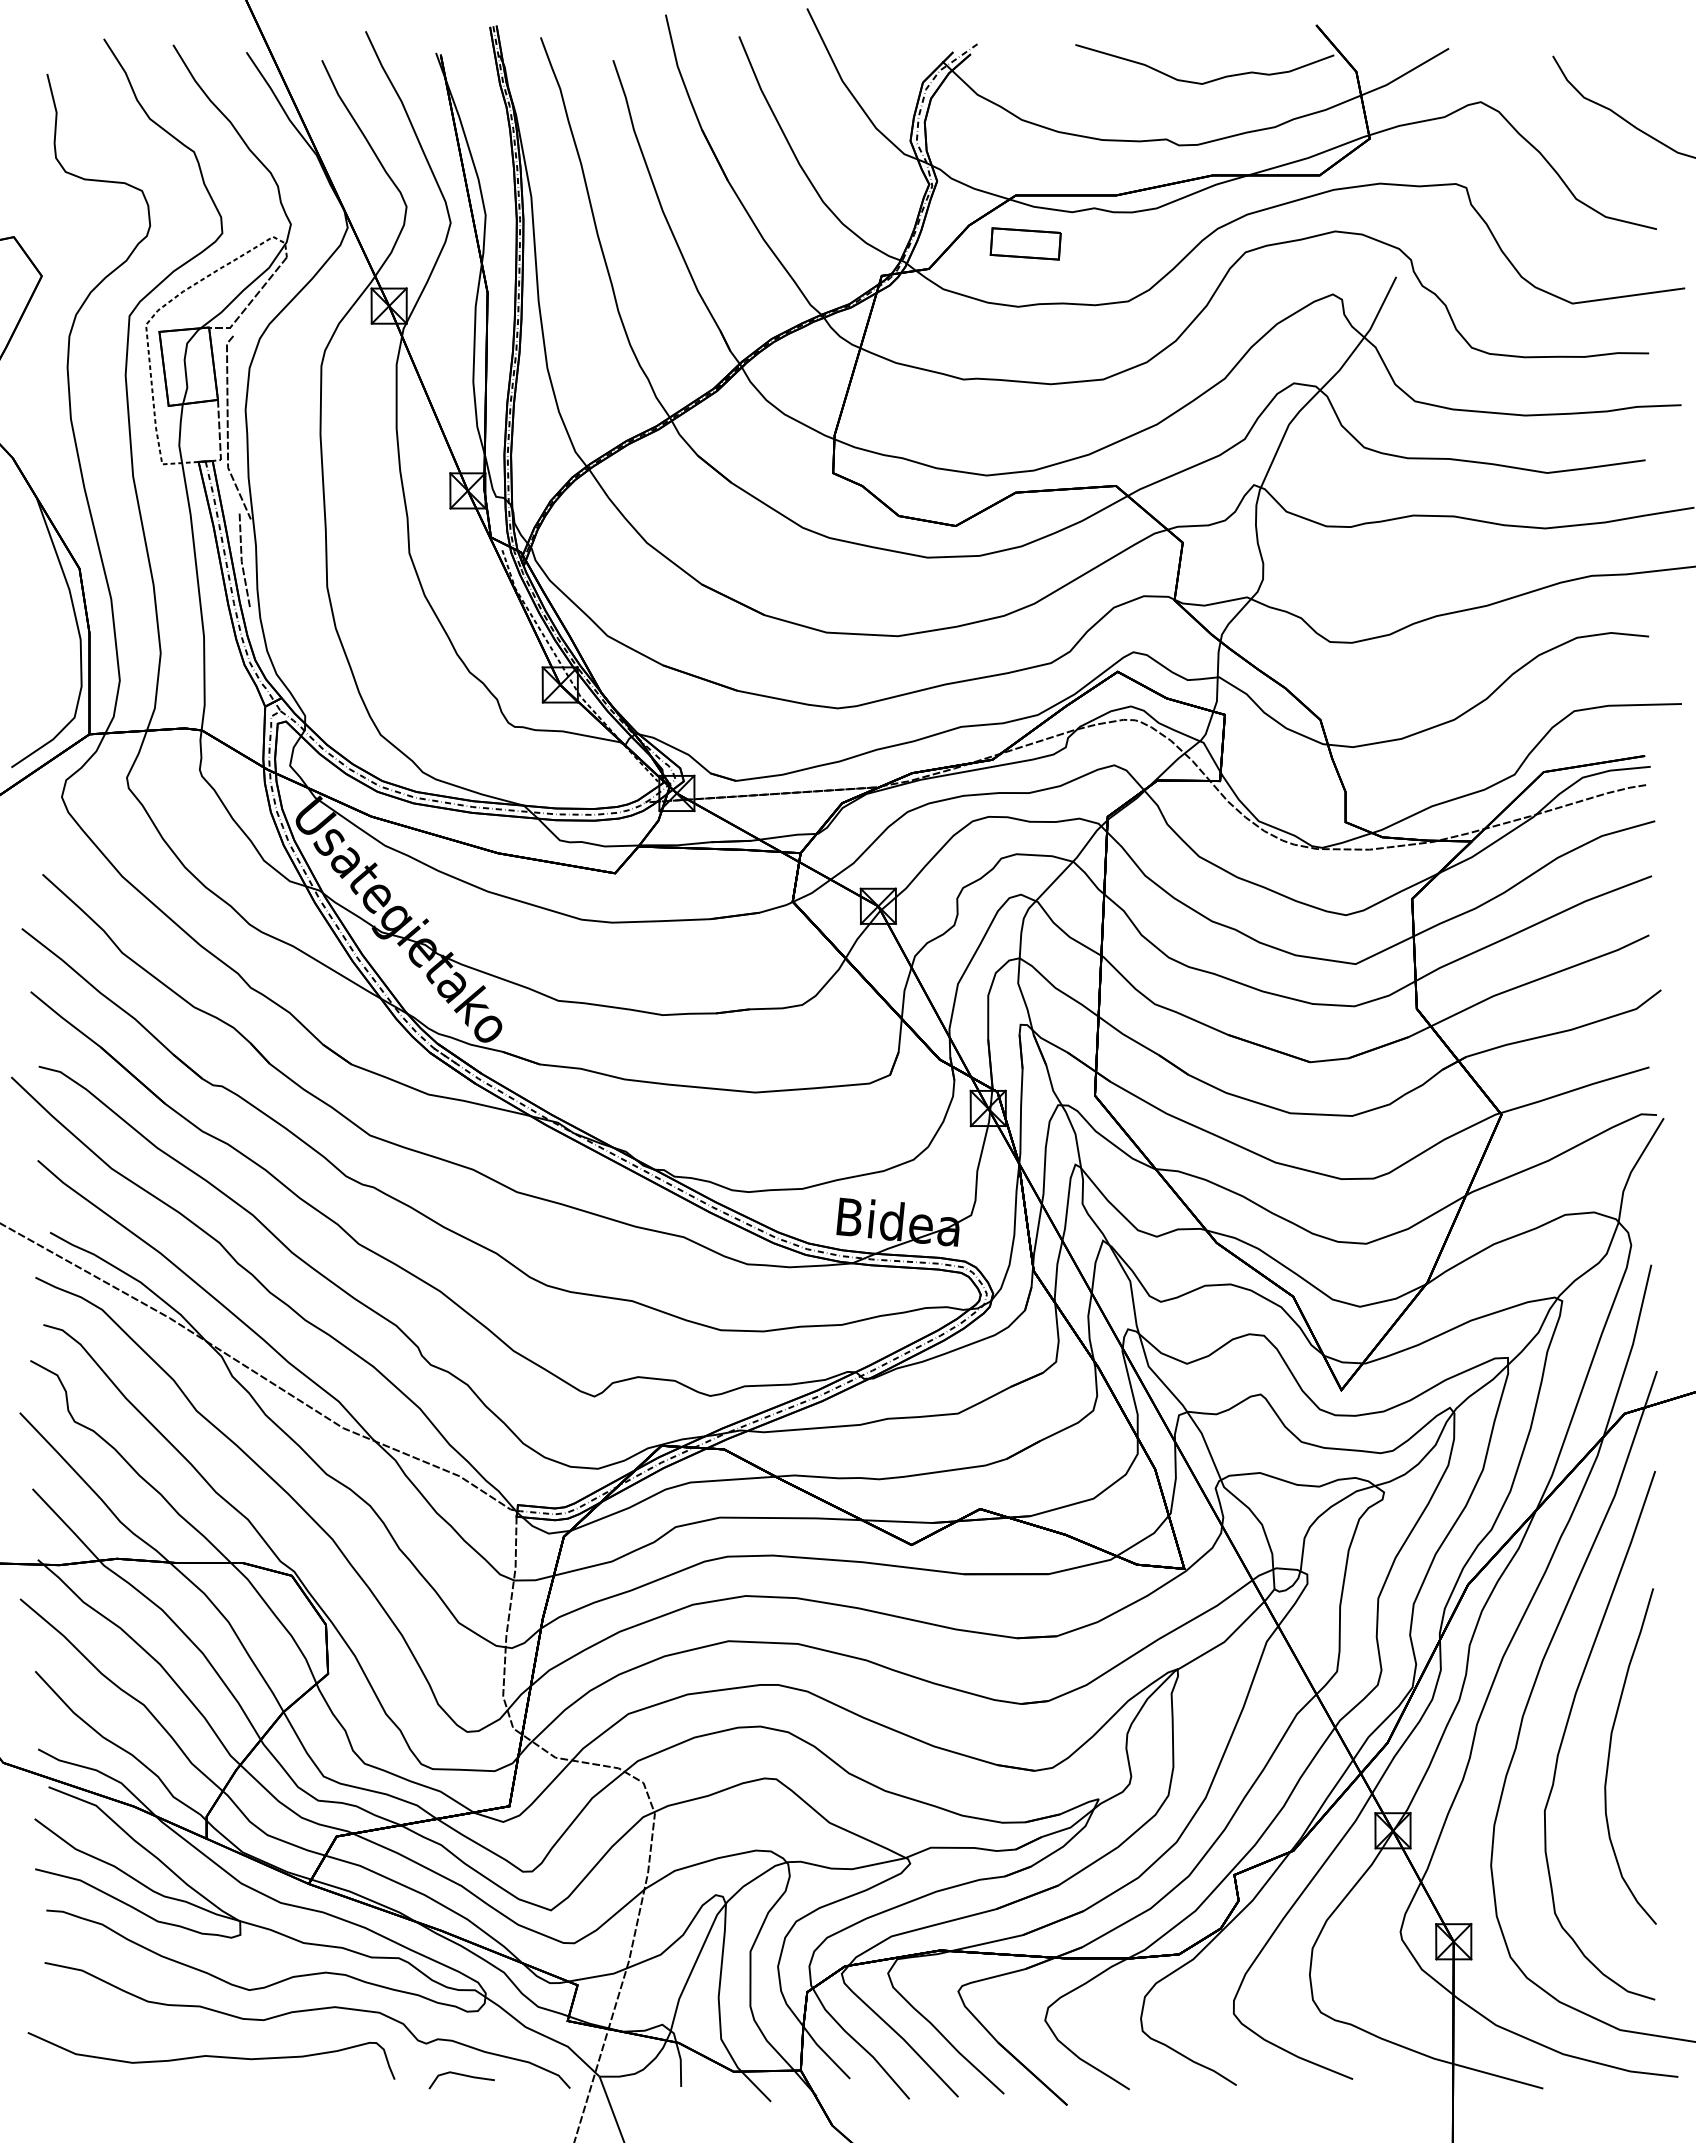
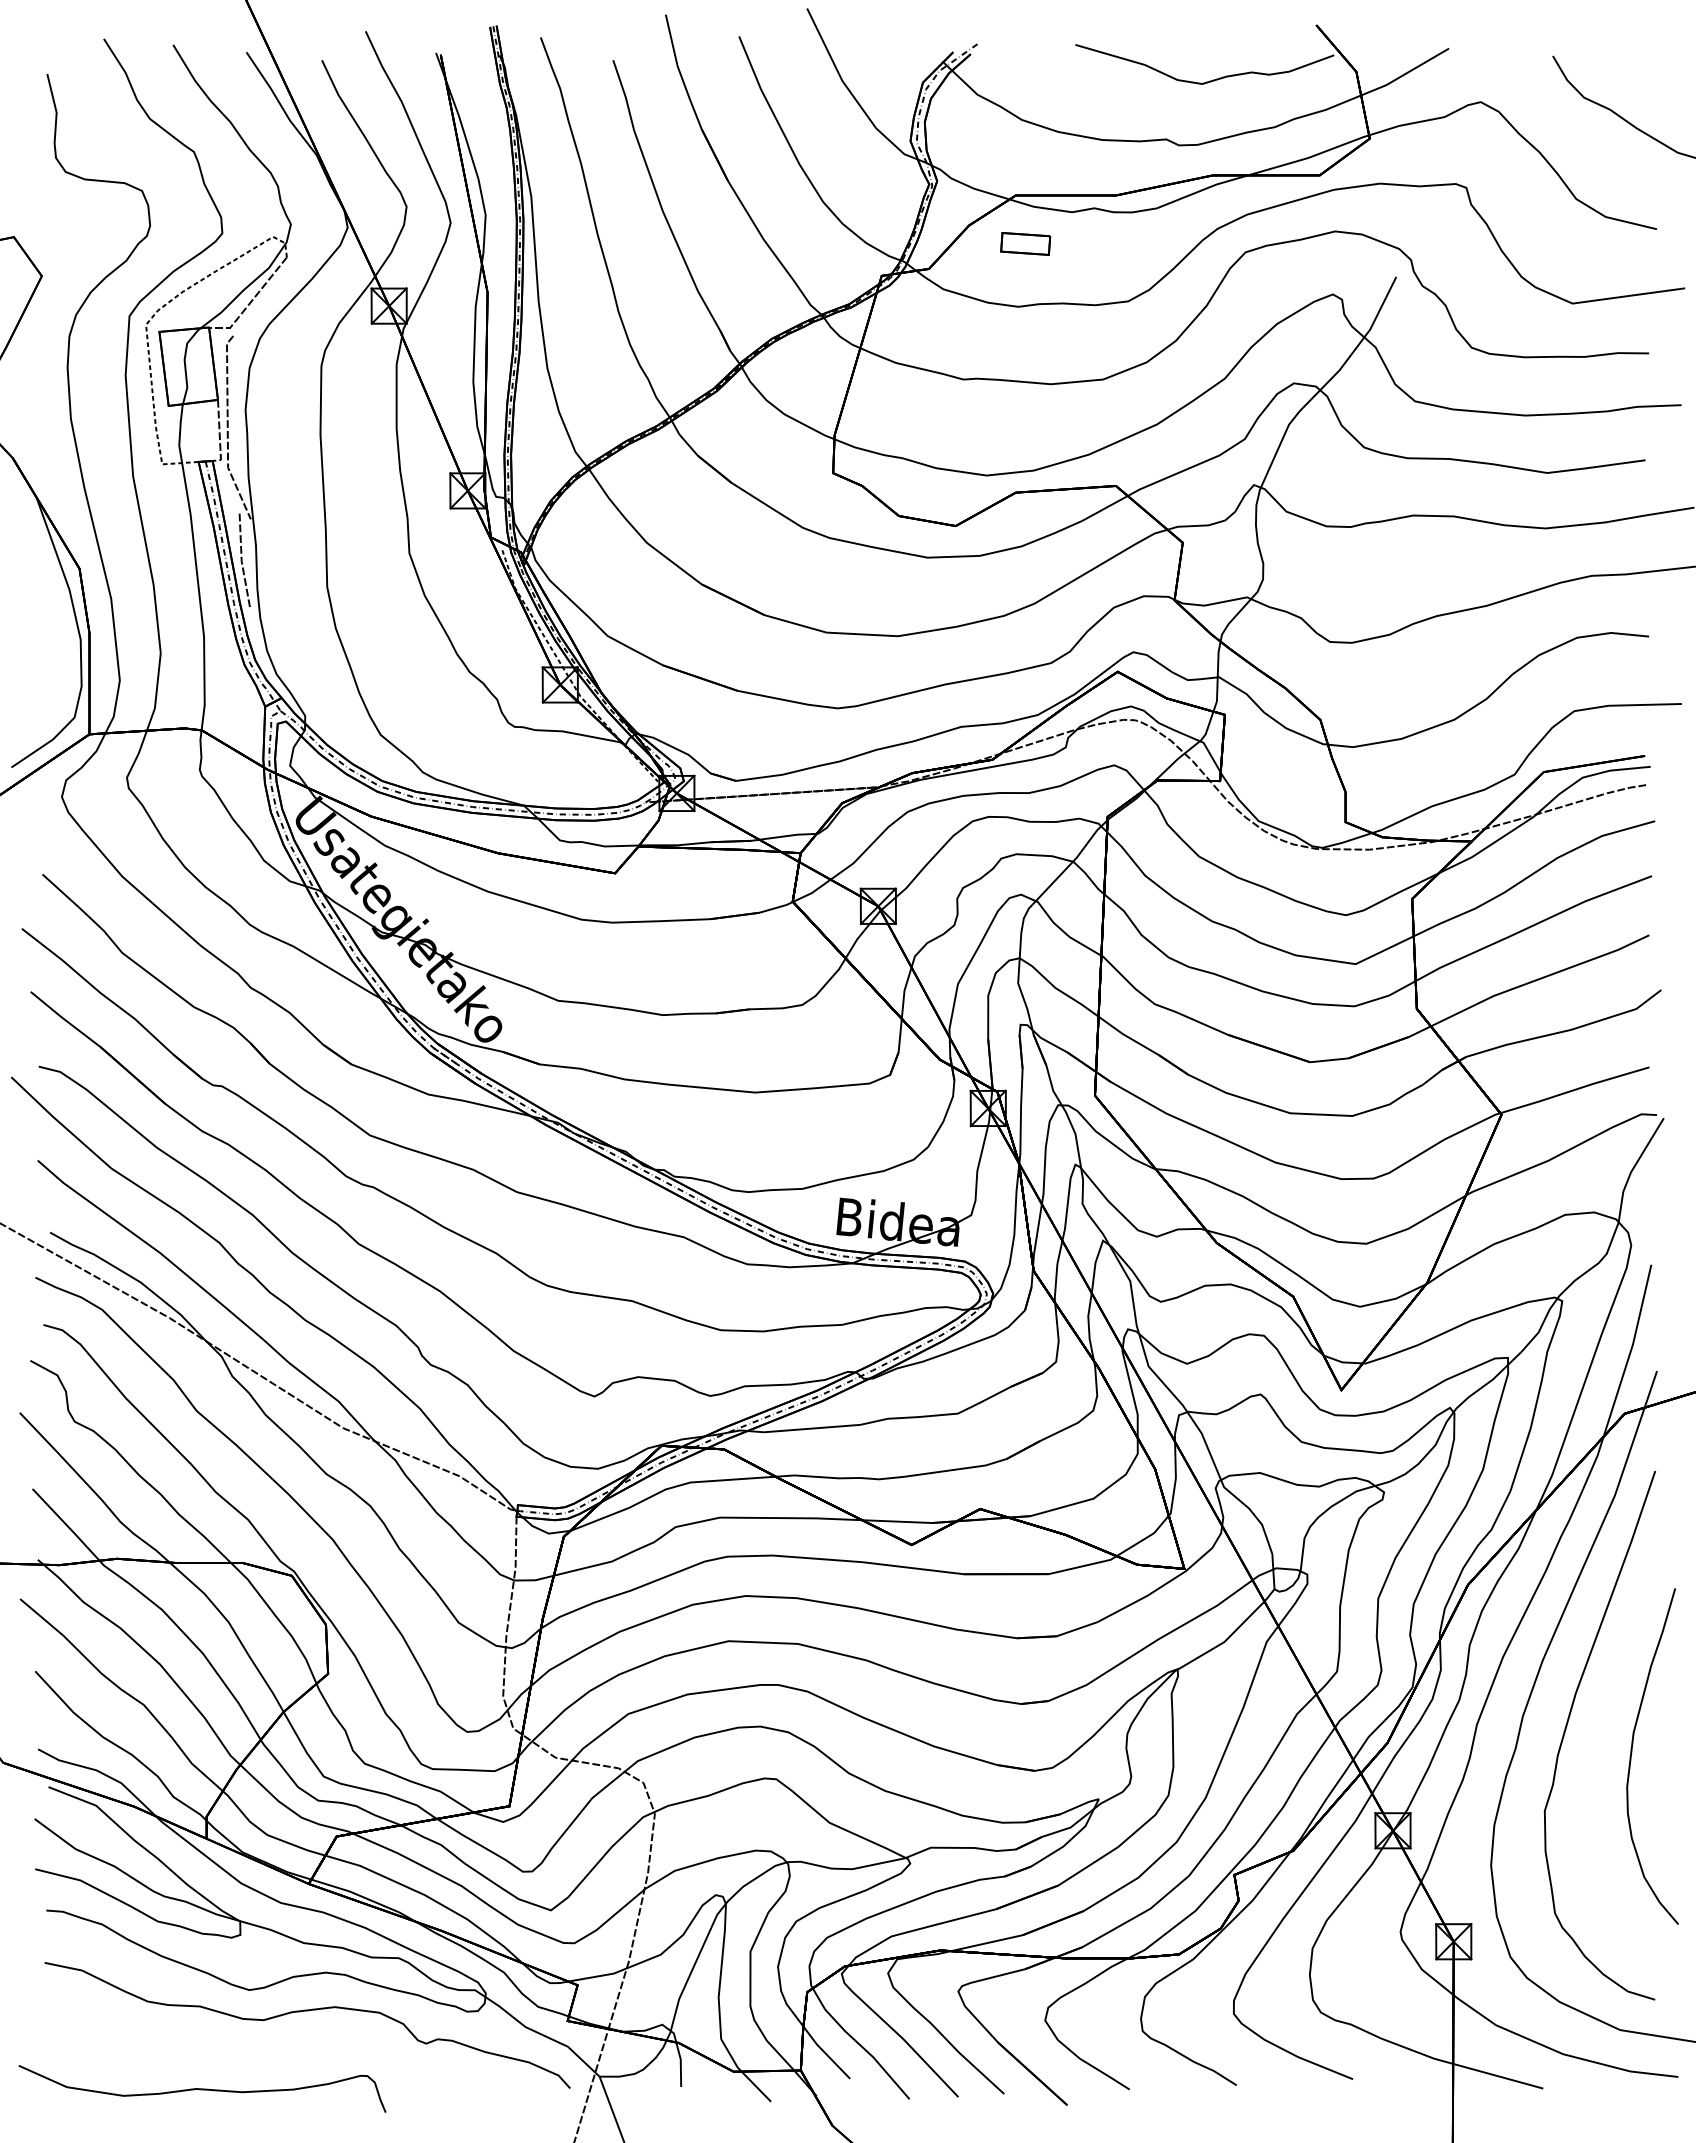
part size: 73x34 px -> 52x24 px (1025, 243)
curve position: (1610, 1753) -> (1632, 1753) (1632, 1753)
curve position: (211, 2055) -> (202, 2088) (202, 2088)
line: present -> none (461, 2075)
